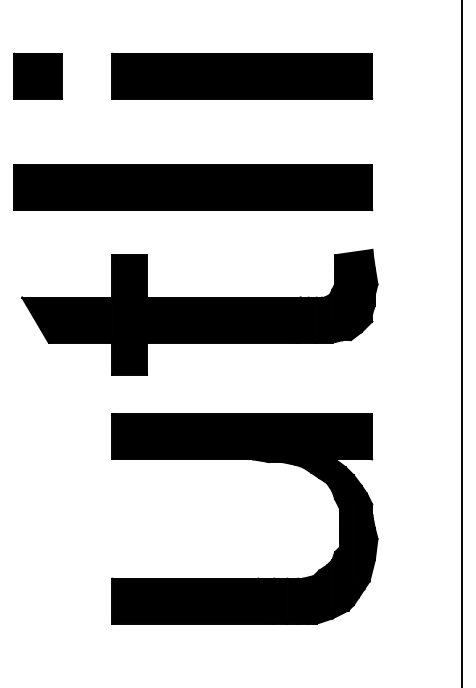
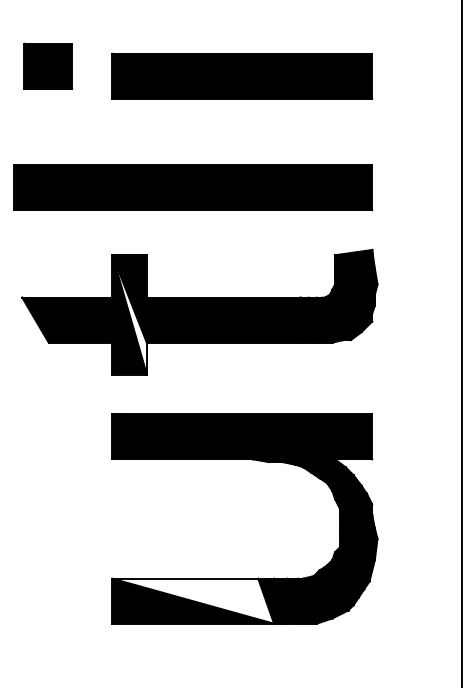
part position: (38, 75) -> (48, 65) (48, 65)
fill: present -> none (129, 314)
fill: present -> none (193, 600)
